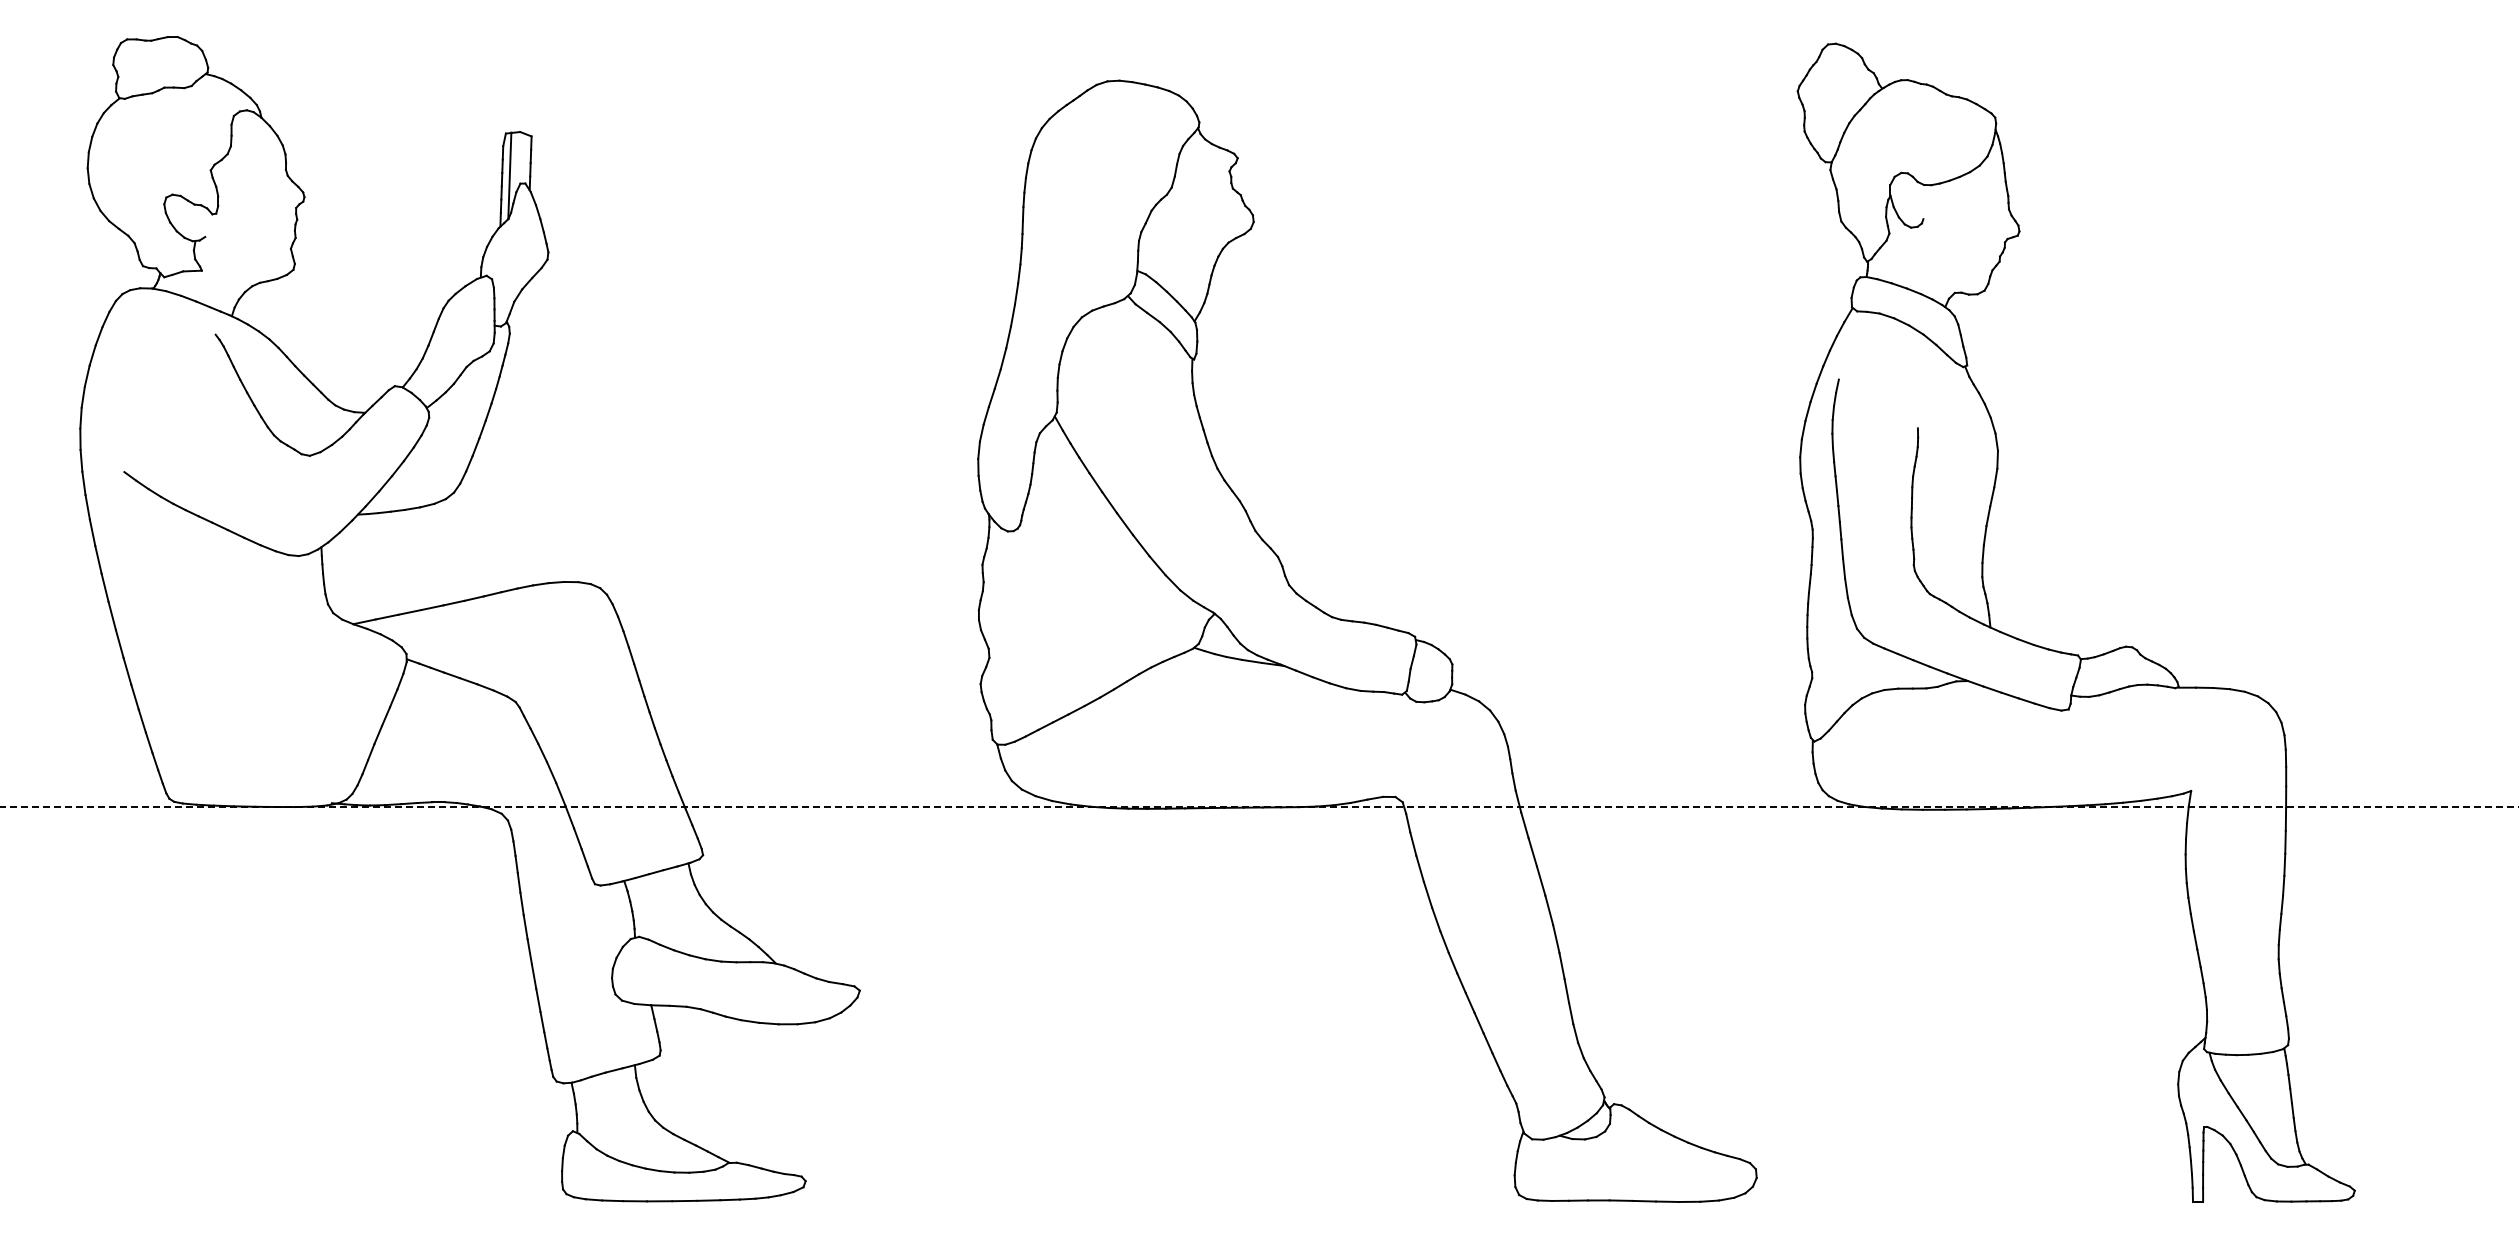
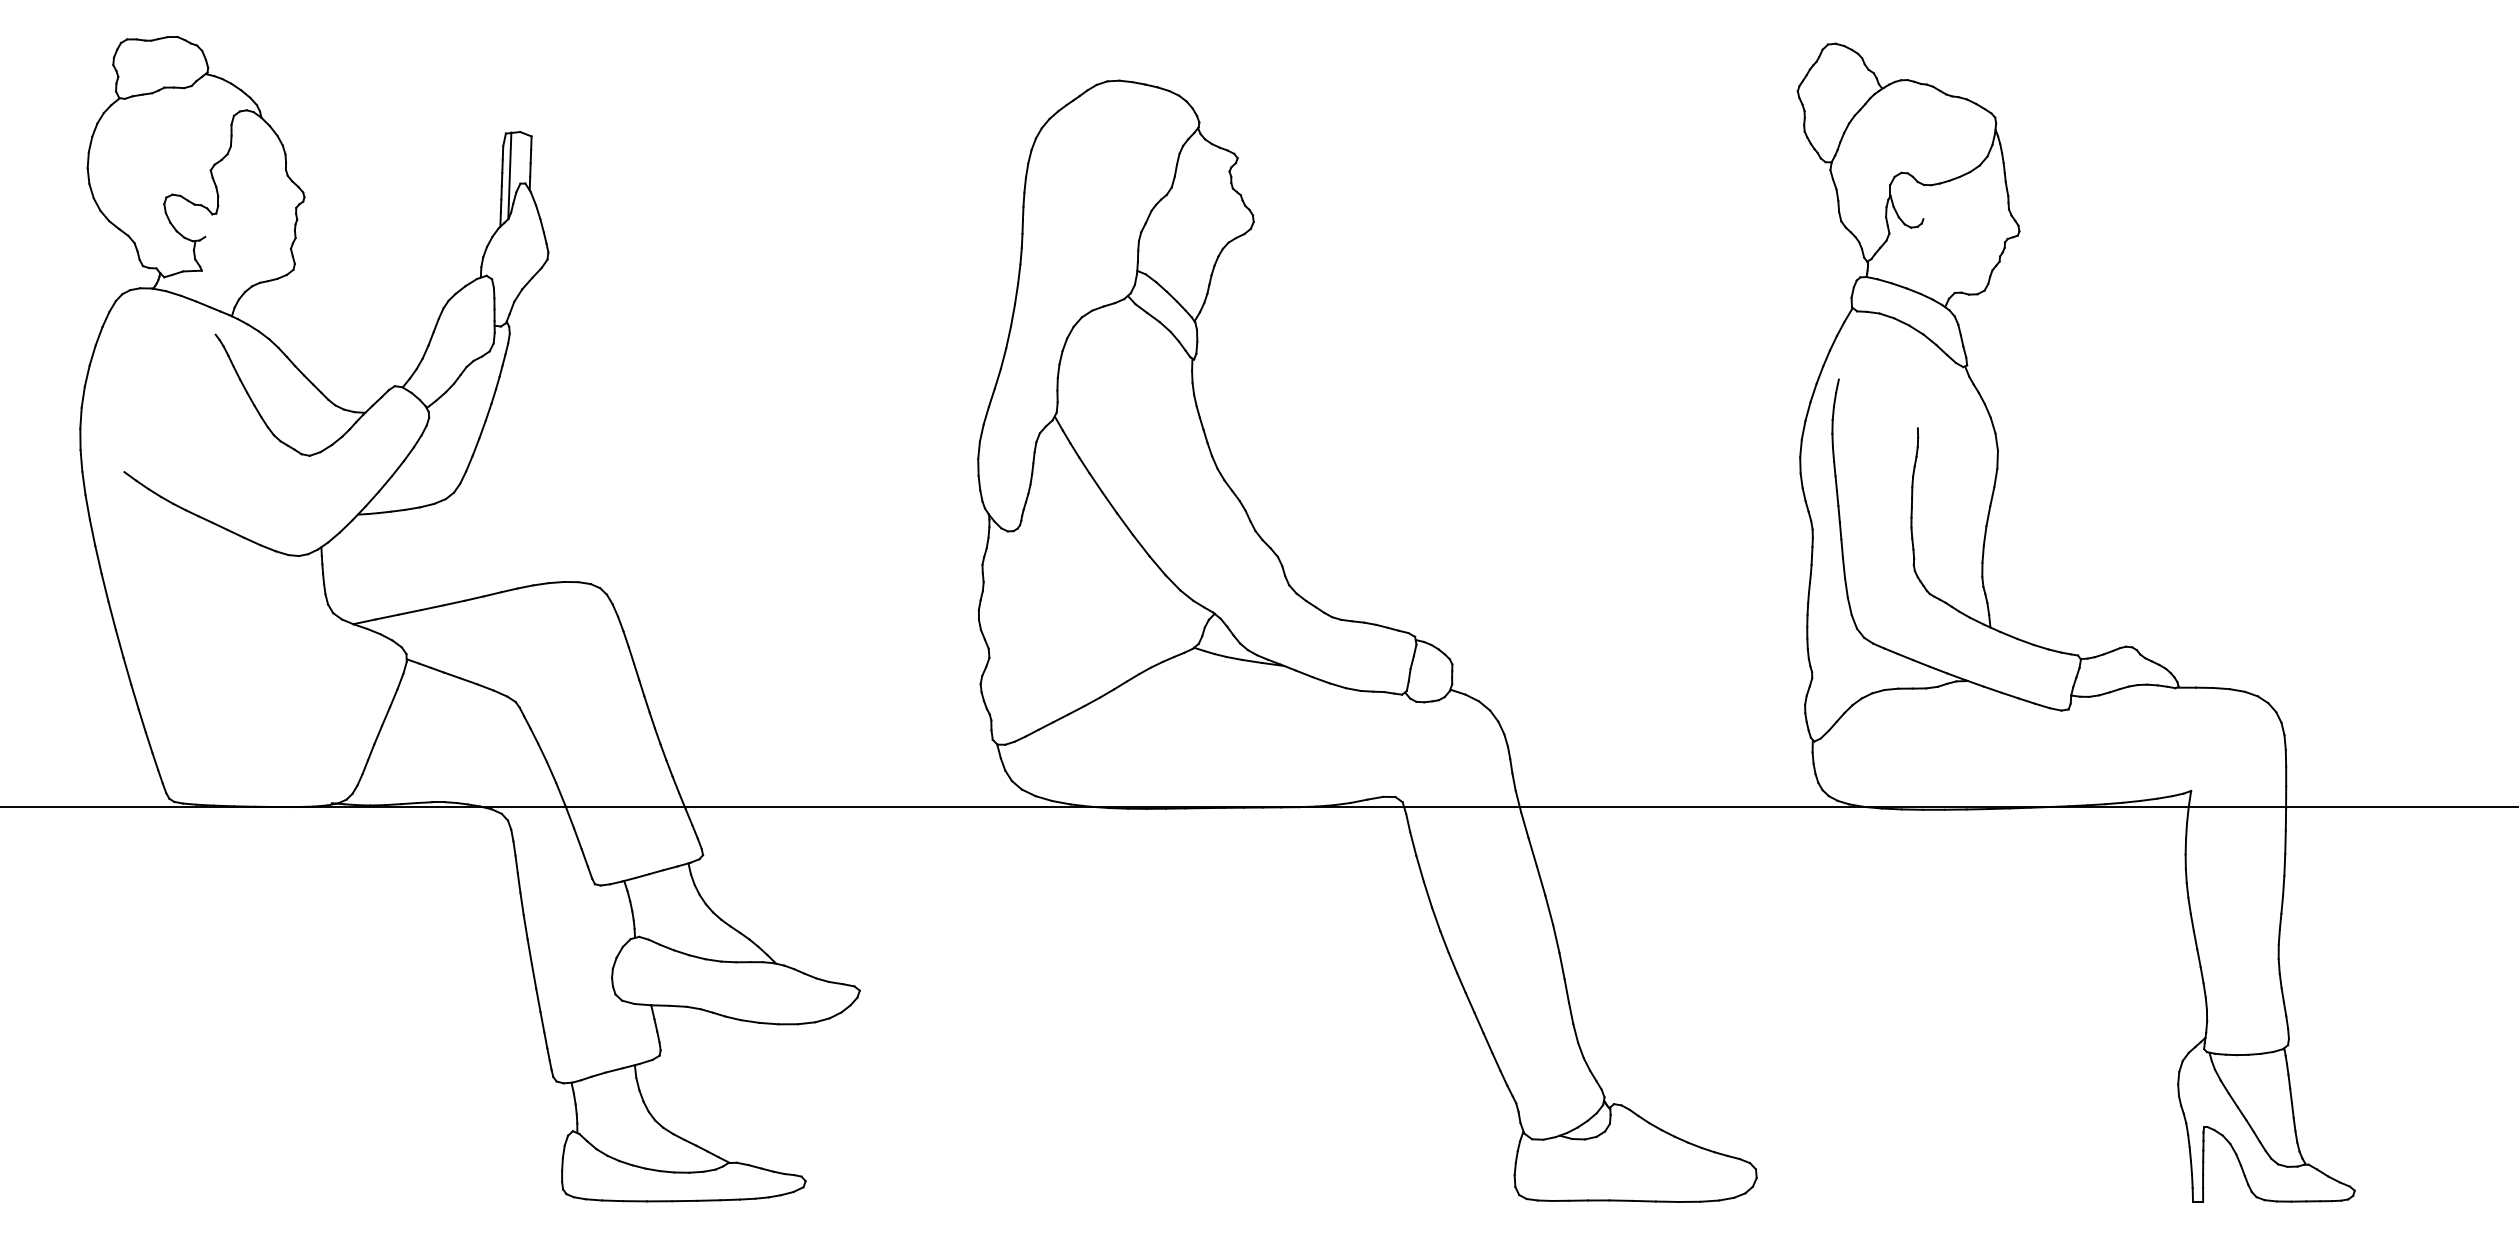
line: dashed -> solid (1259, 807)
